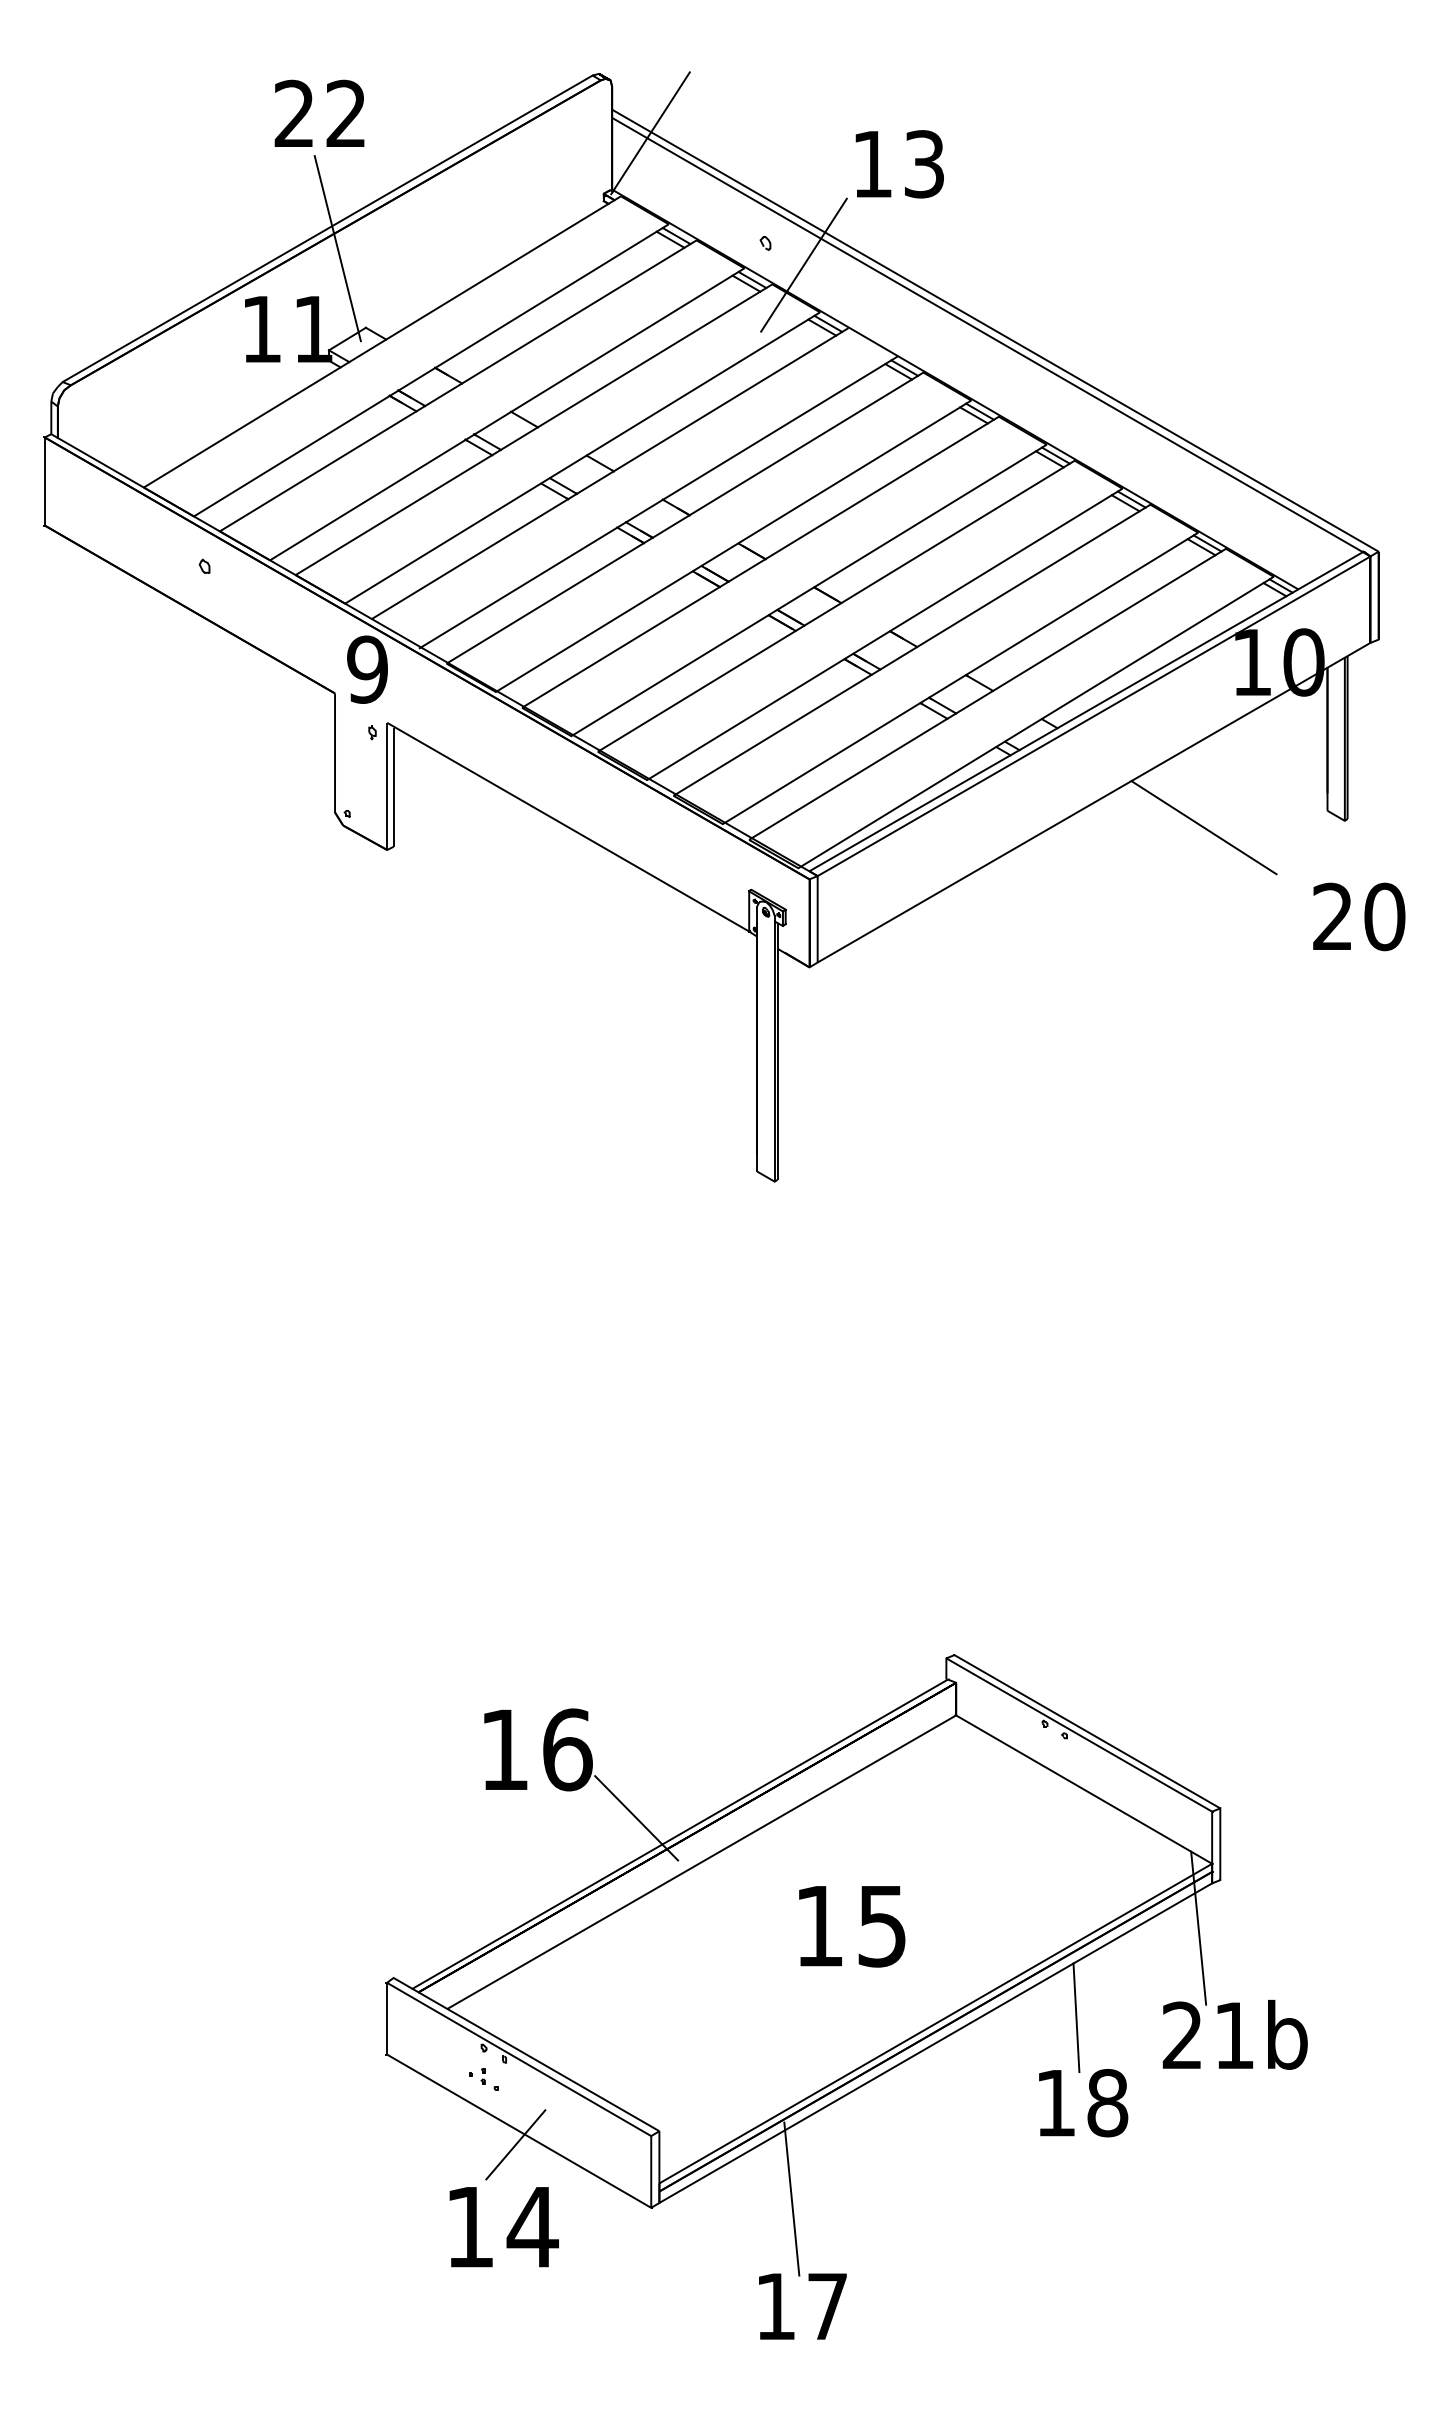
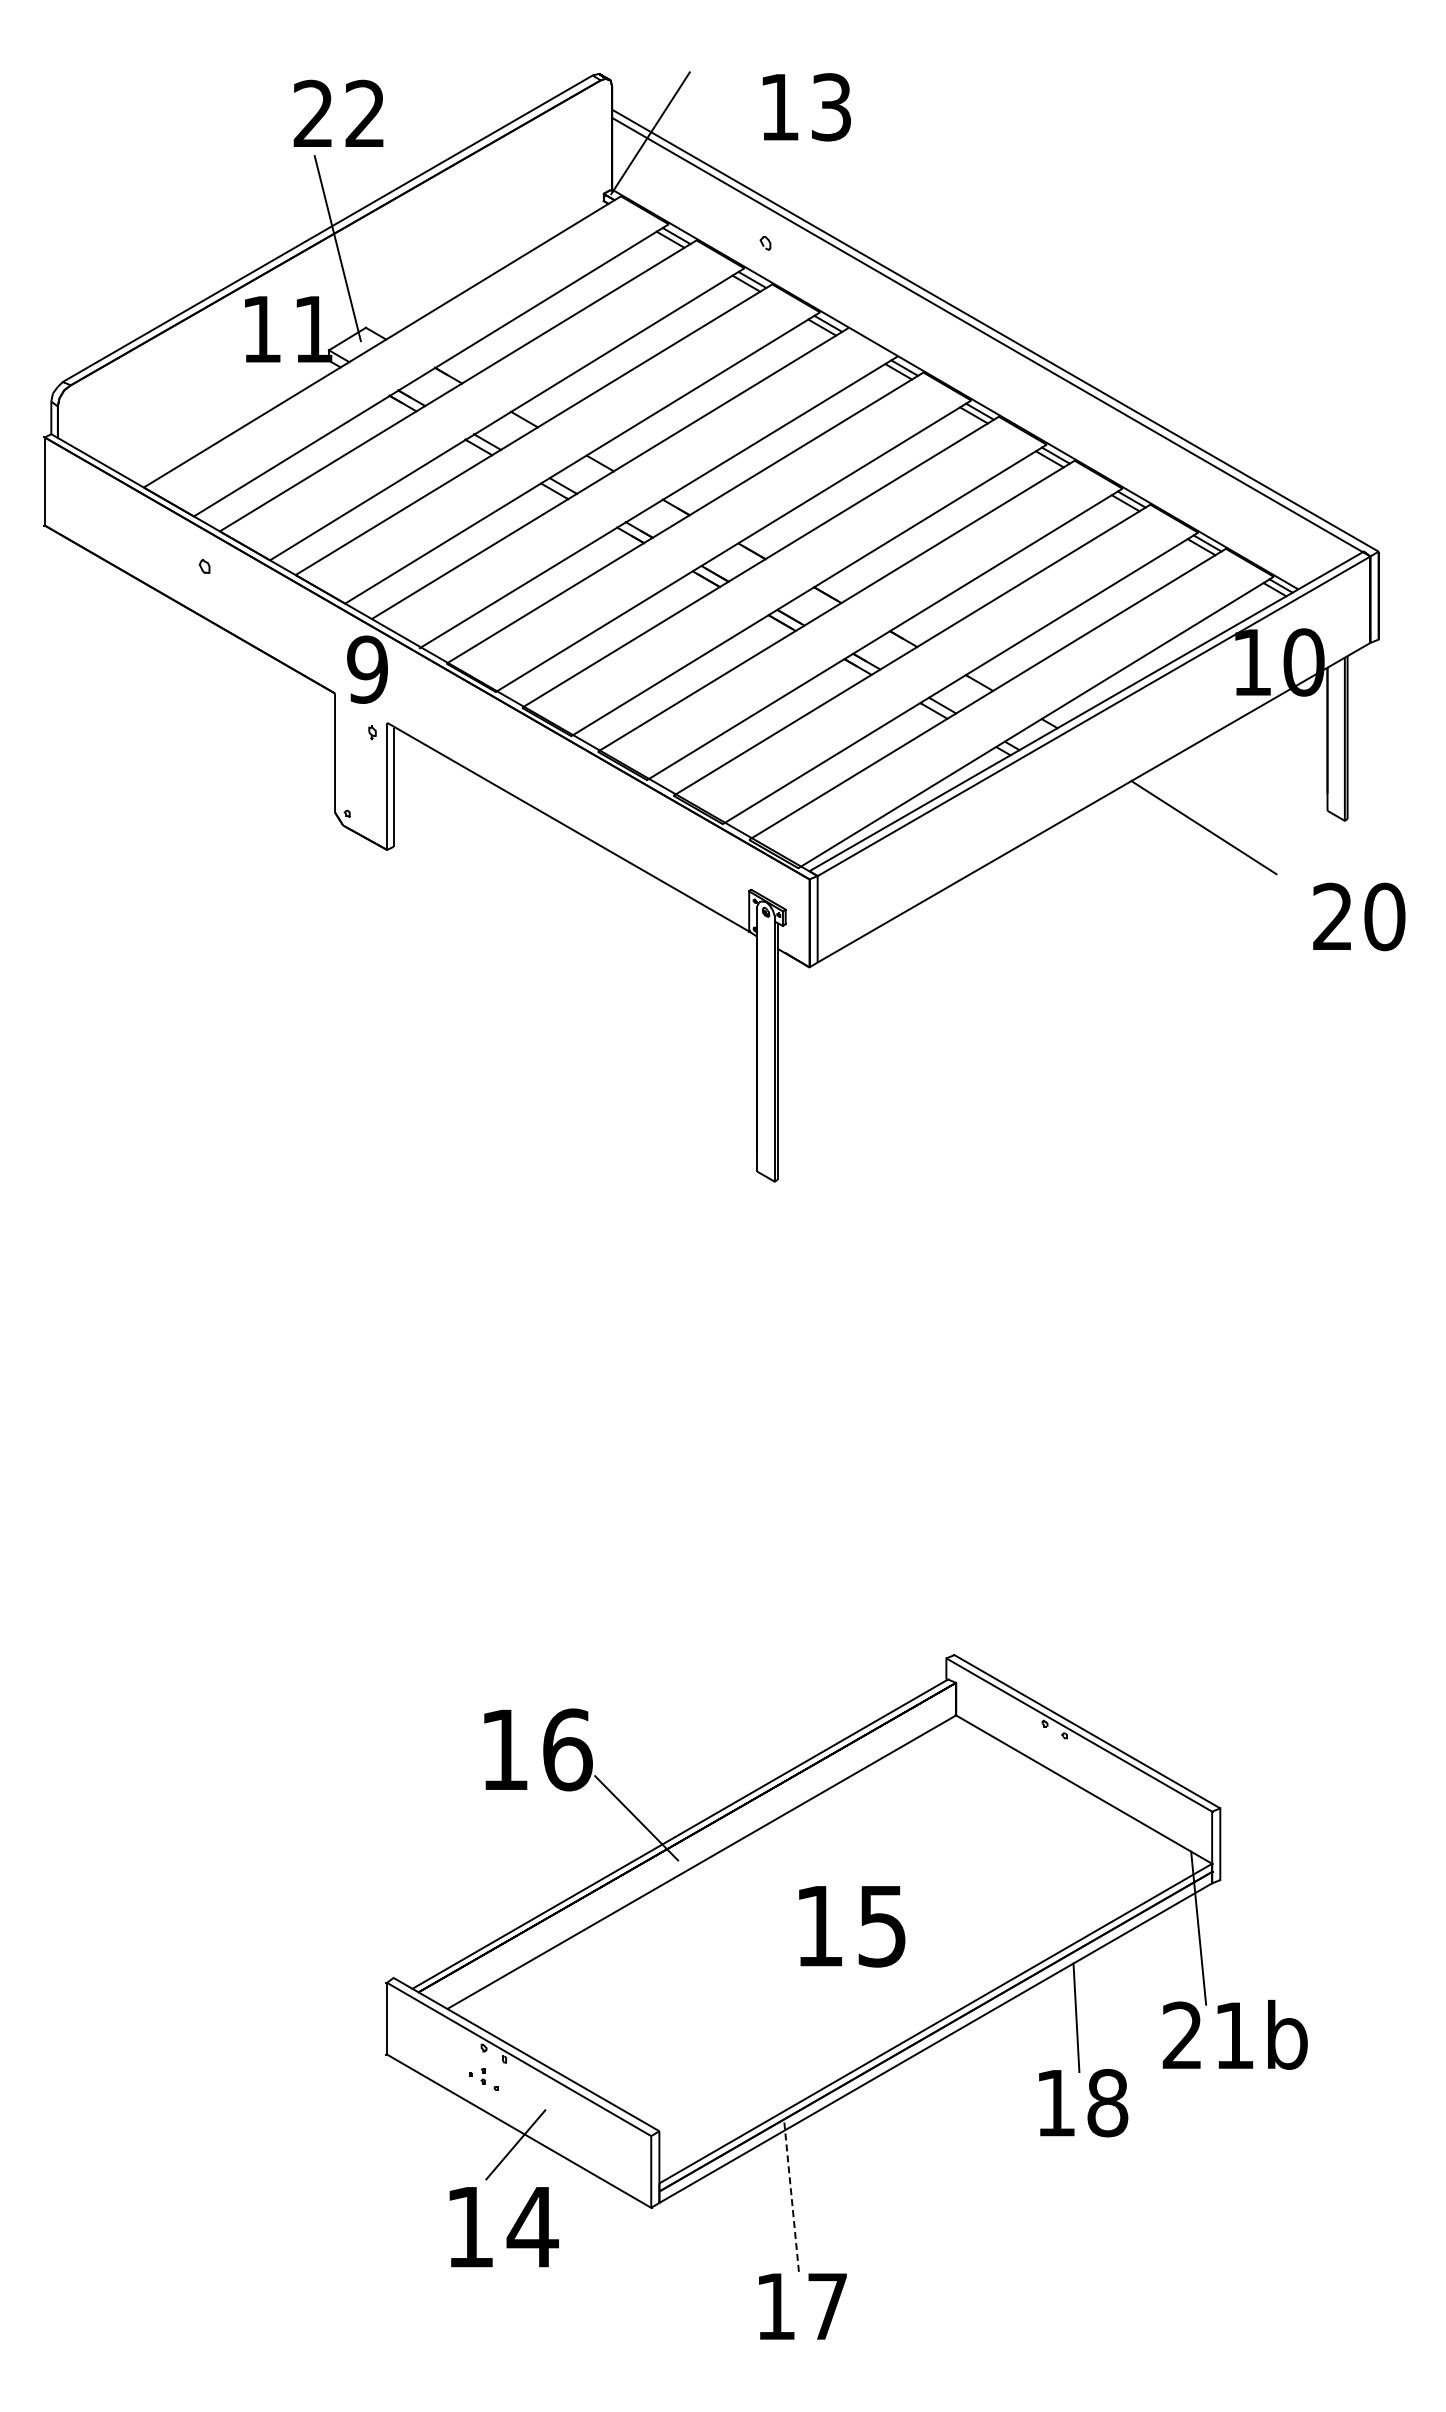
text position: (319, 112) -> (338, 112) (338, 112)
text position: (899, 164) -> (806, 107) (806, 107)
line: present -> none (803, 264)
line: solid -> dashed (791, 2199)
